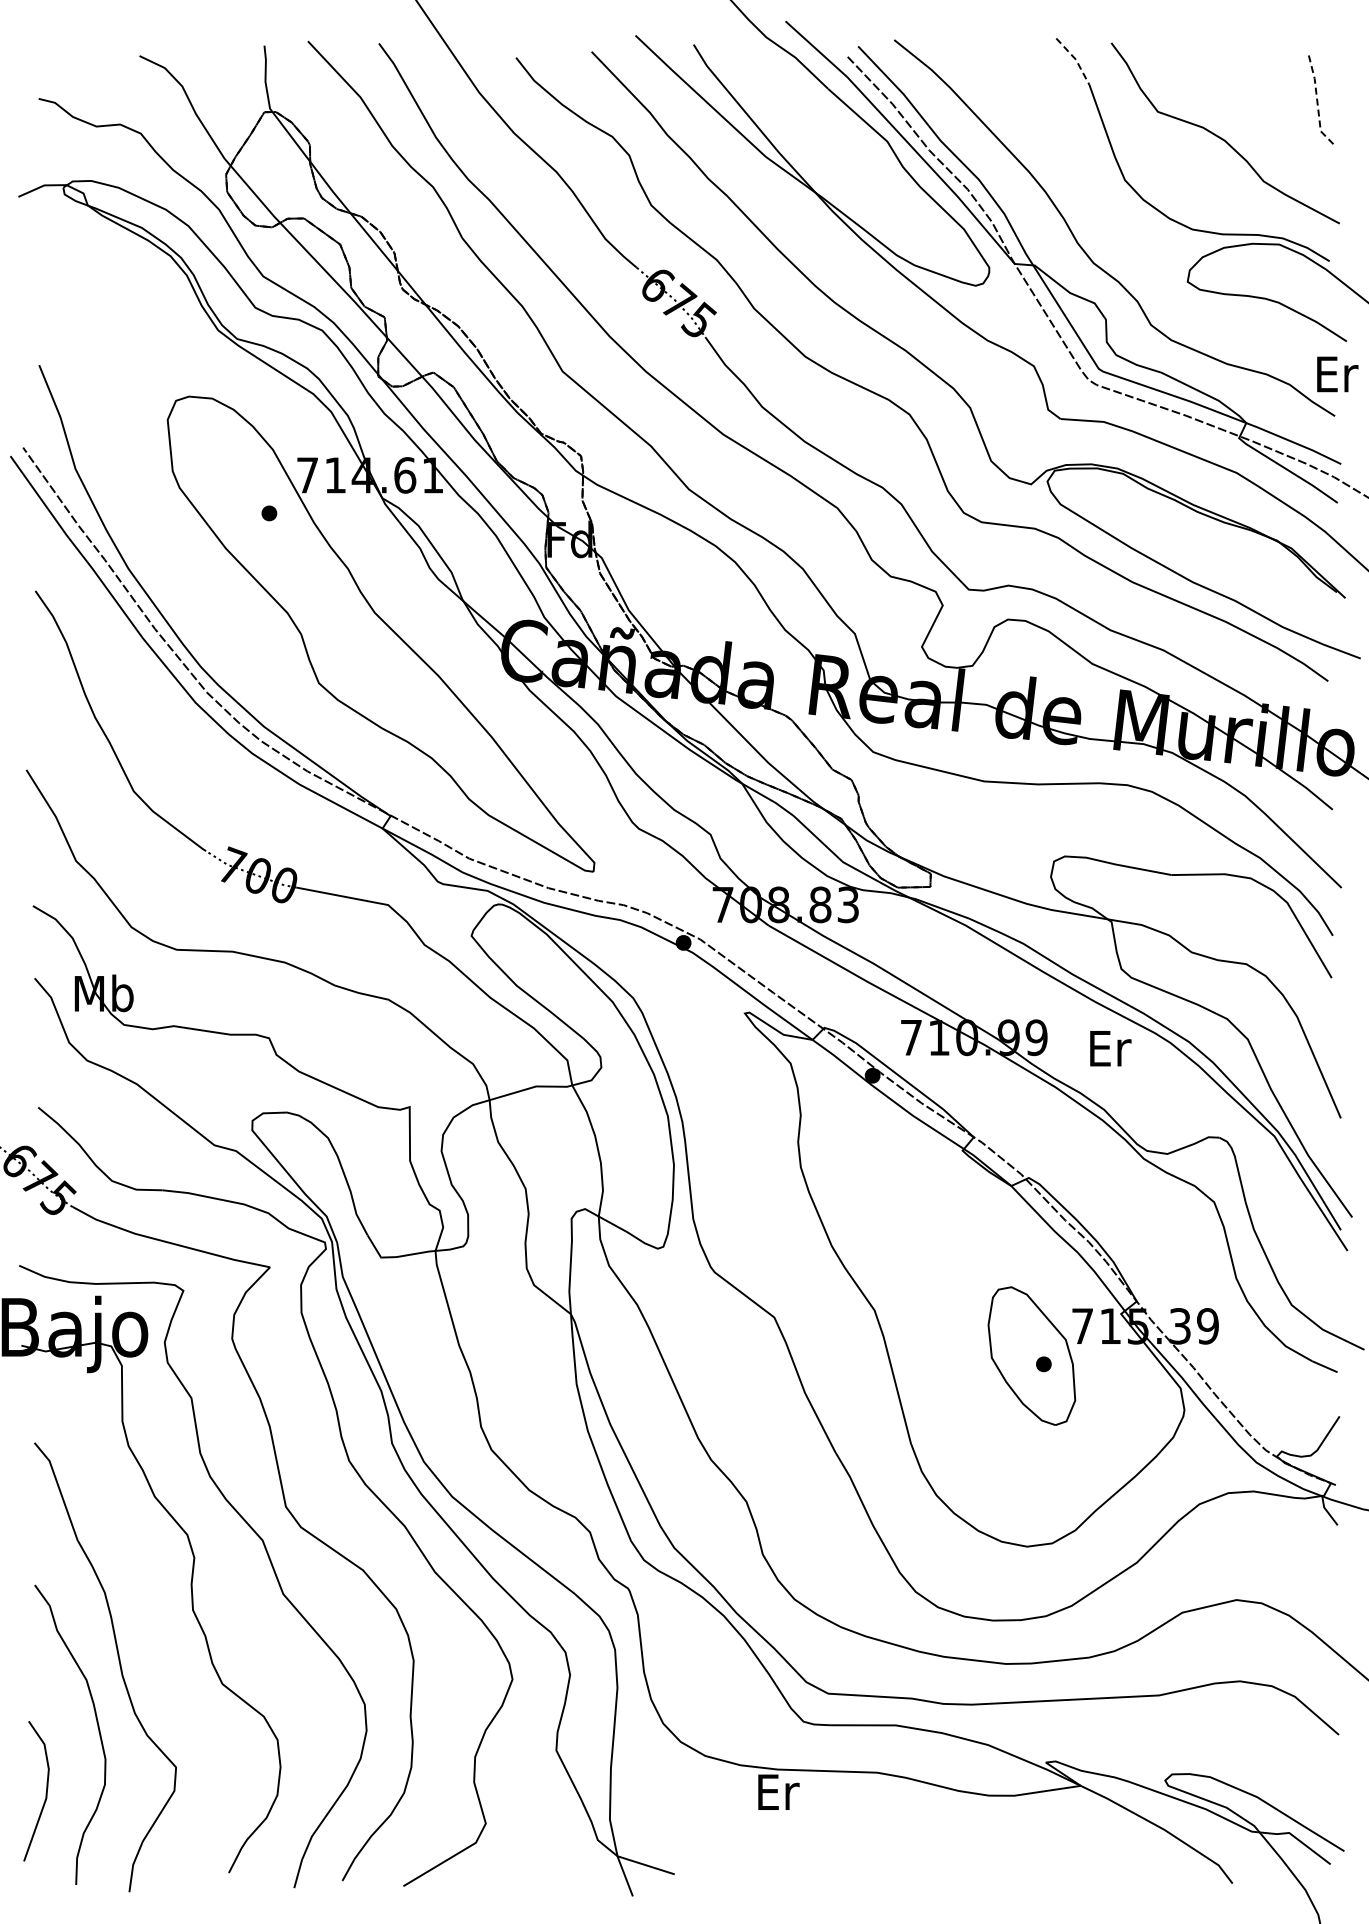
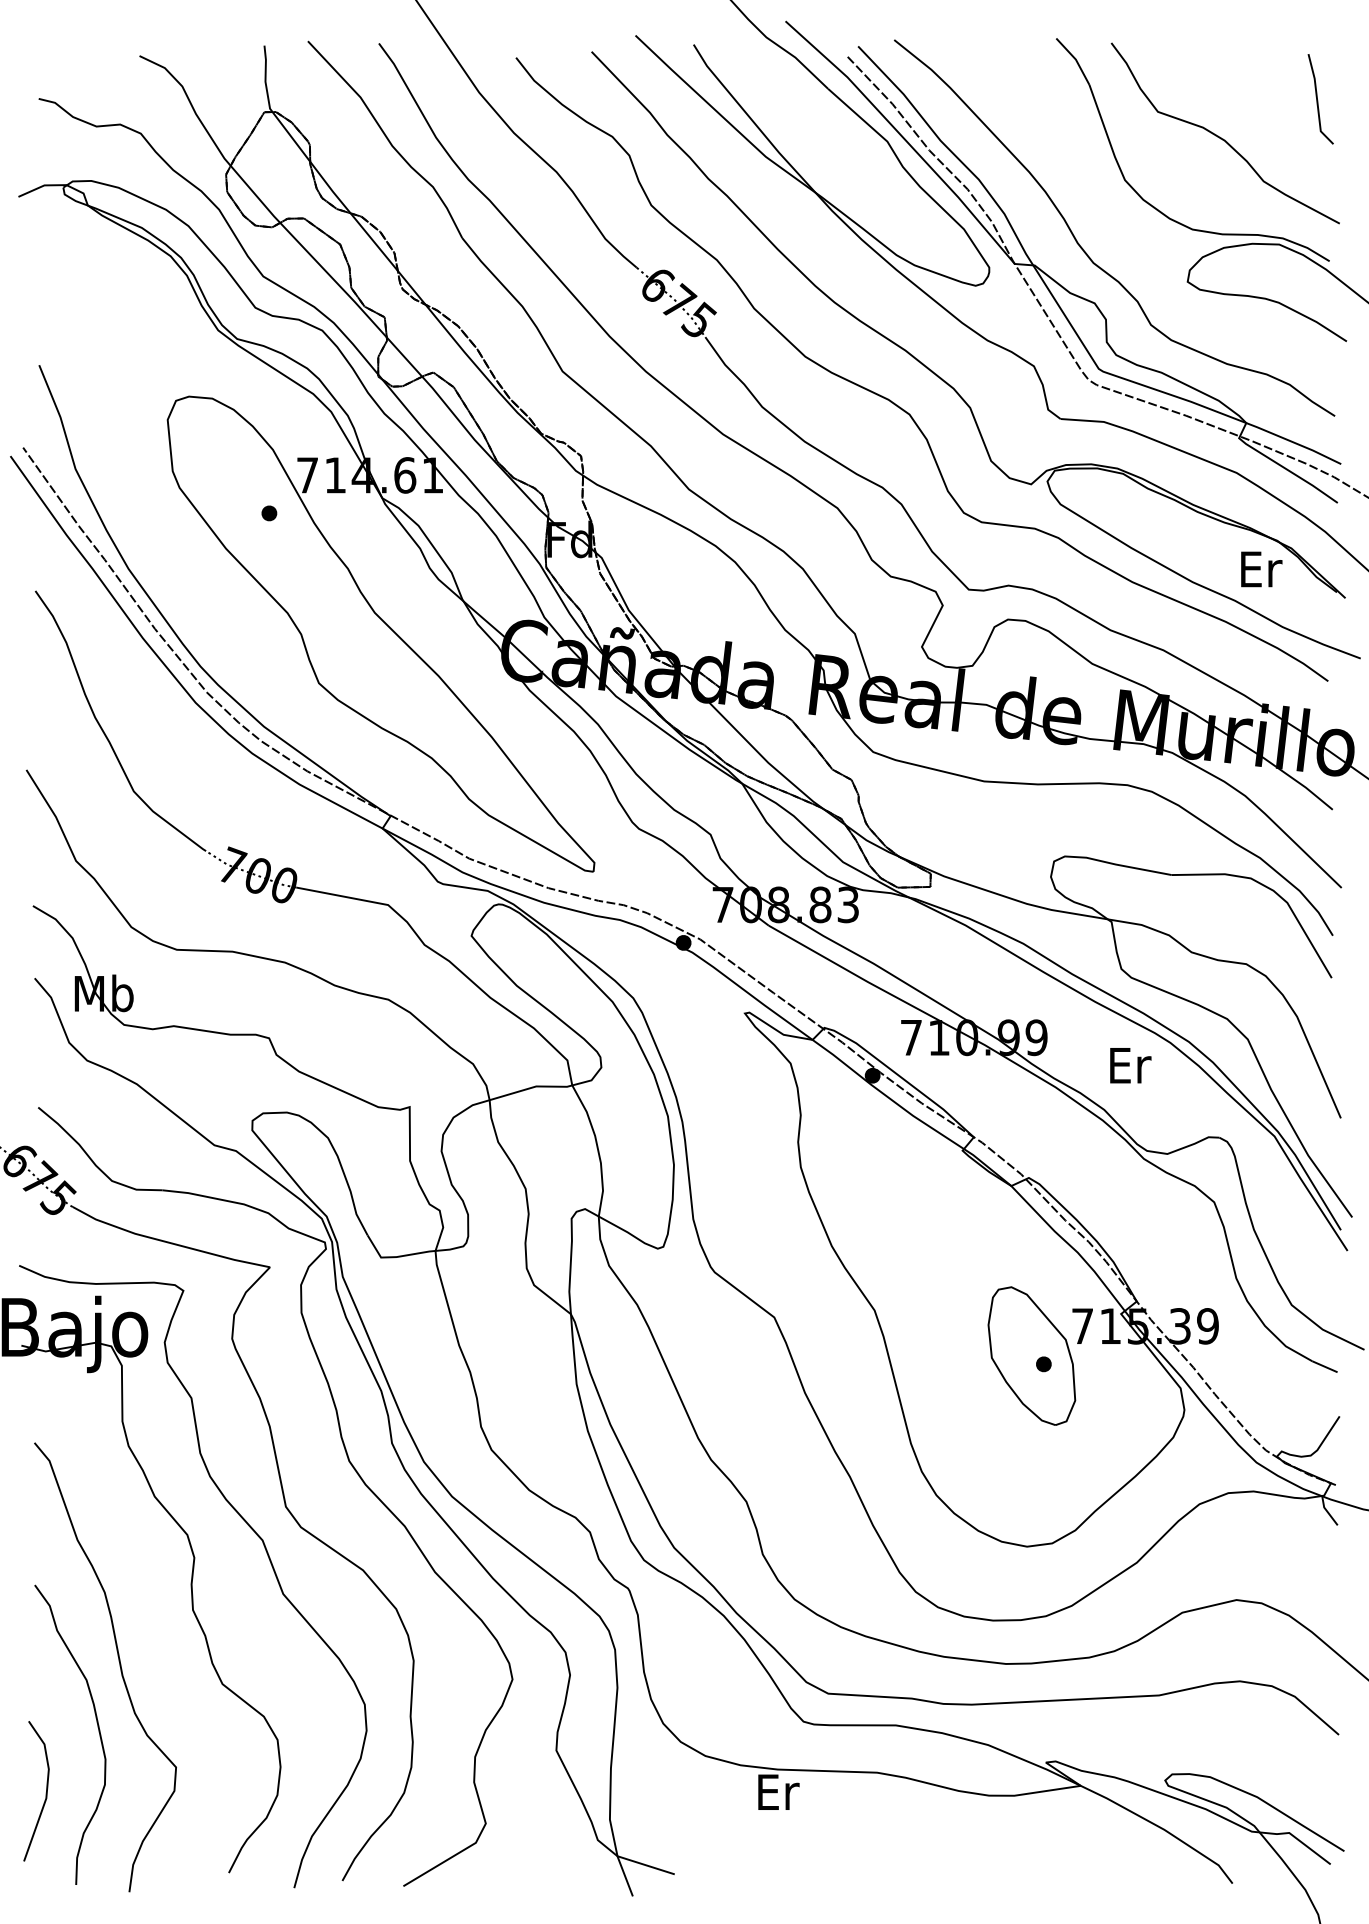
line: dashed -> solid (1075, 59)
line: dashed -> solid (1317, 101)
text position: (1337, 374) -> (1261, 569) (1261, 569)
text position: (1110, 1048) -> (1130, 1065) (1130, 1065)
